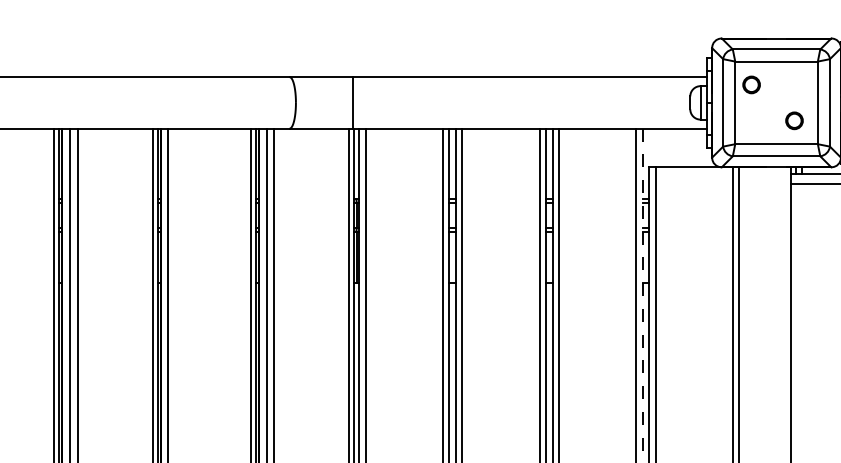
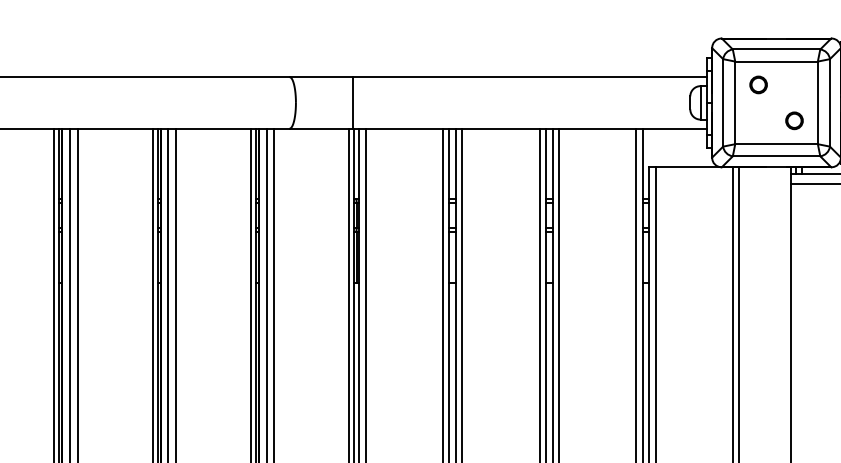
part position: (751, 84) -> (758, 84) (758, 84)
line: none -> present (175, 293)
line: dashed -> solid (642, 295)
